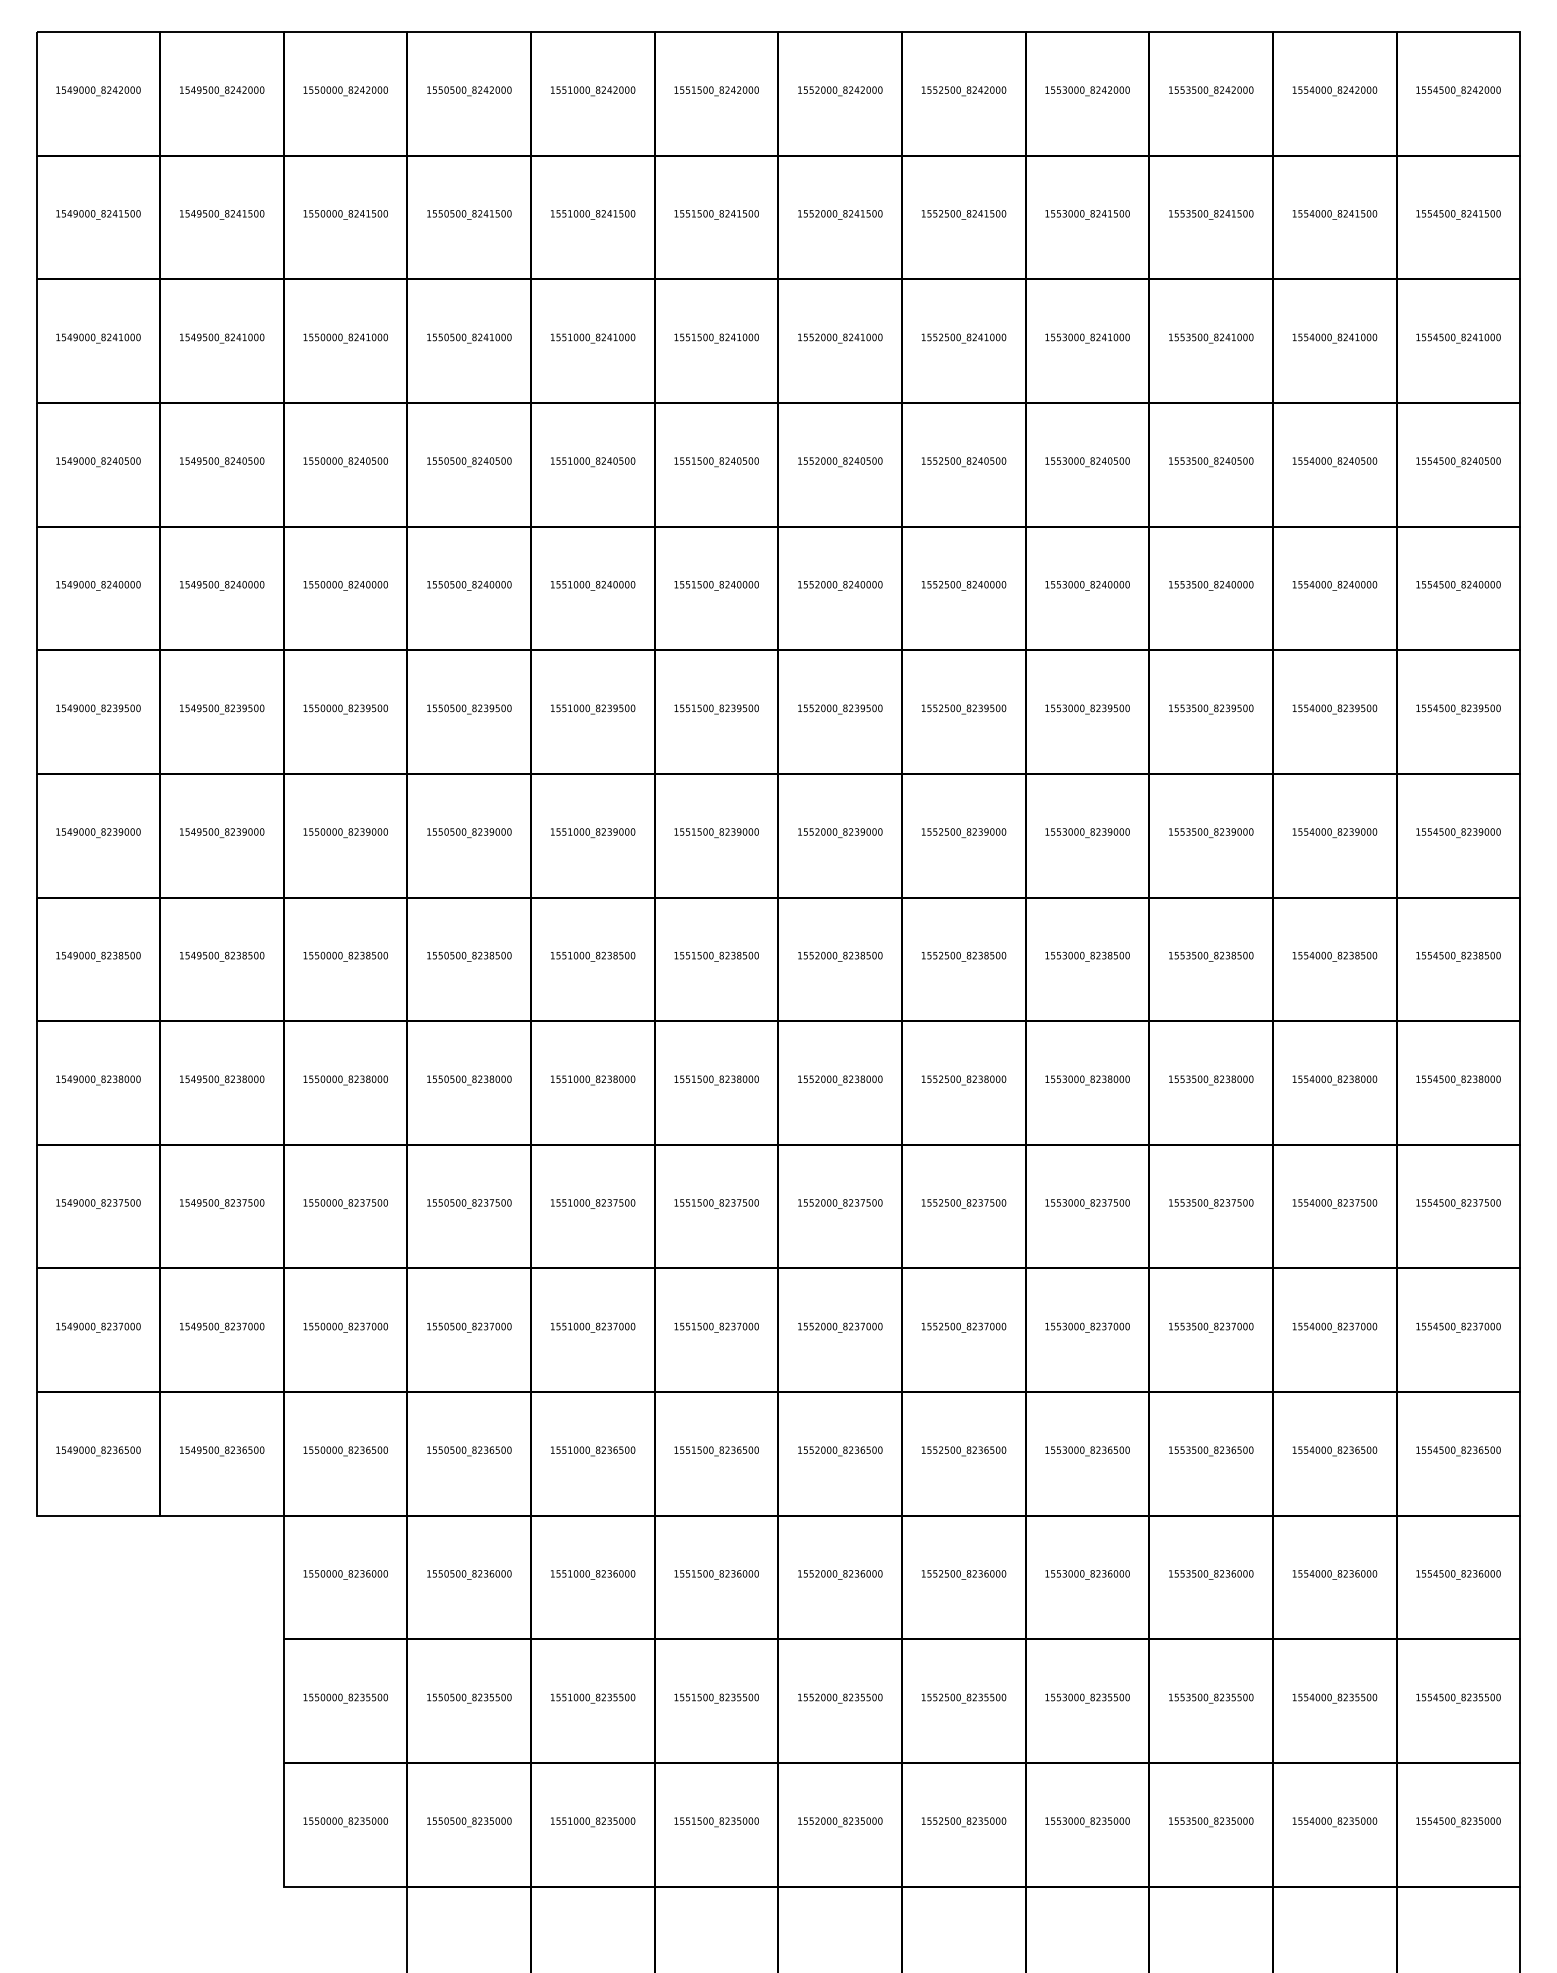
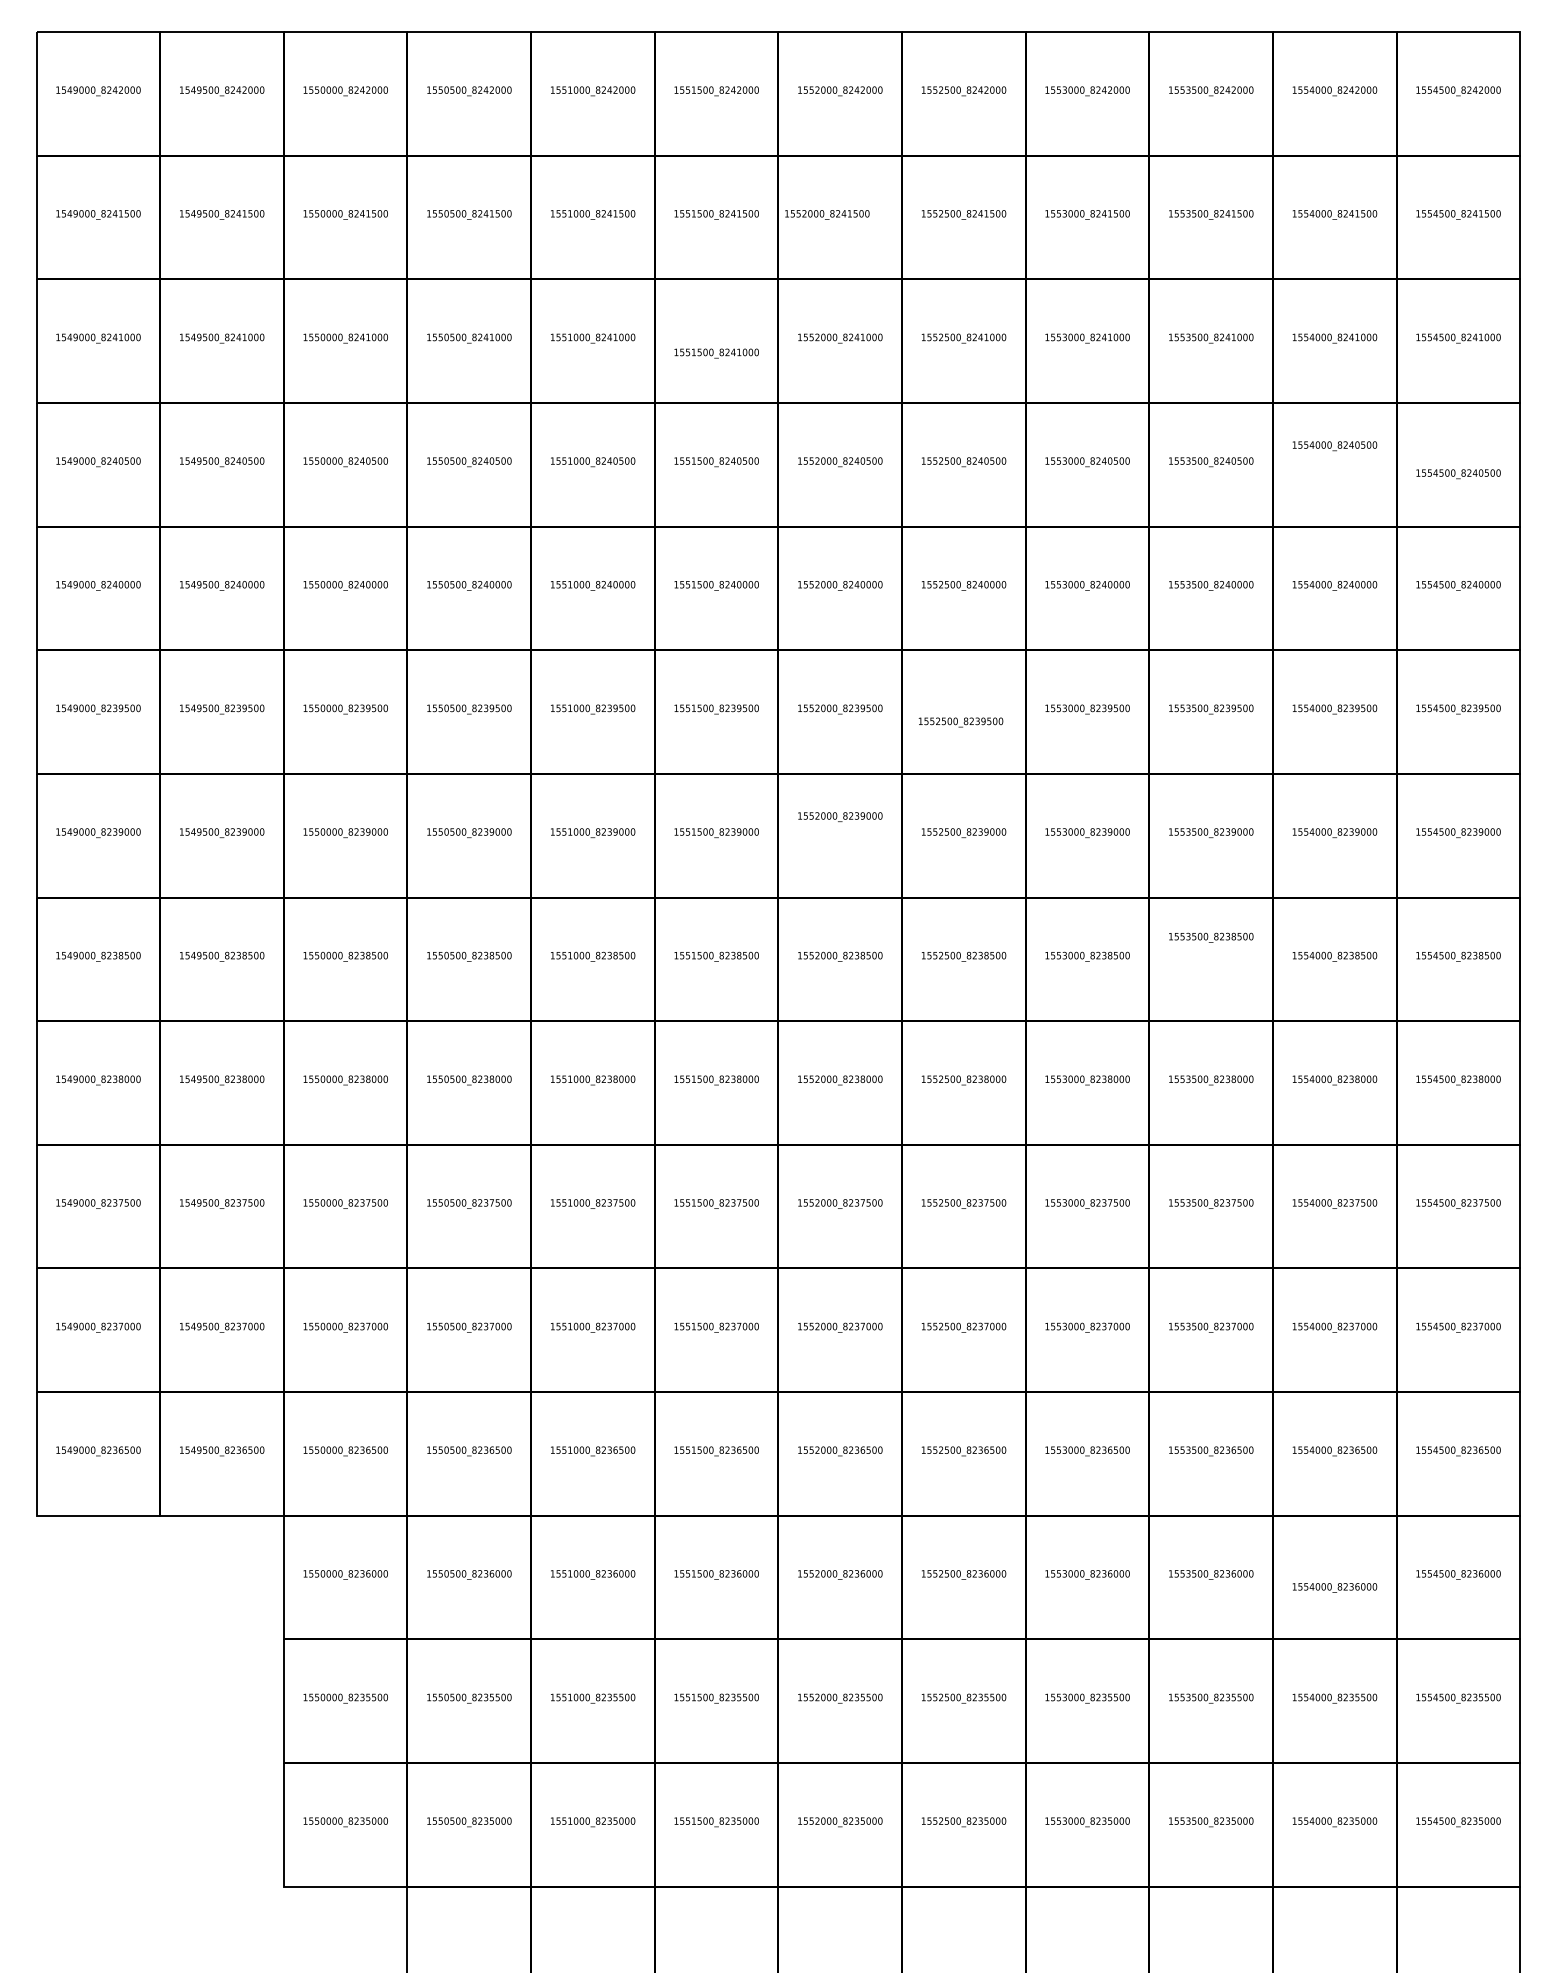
text position: (840, 214) -> (827, 214) (827, 214)
text position: (716, 338) -> (716, 353) (716, 353)
text position: (1334, 462) -> (1334, 446) (1334, 446)
text position: (1458, 462) -> (1458, 474) (1458, 474)
text position: (963, 709) -> (960, 722) (960, 722)
text position: (840, 832) -> (840, 816) (840, 816)
text position: (1211, 956) -> (1211, 937) (1211, 937)
text position: (1334, 1574) -> (1334, 1587) (1334, 1587)
